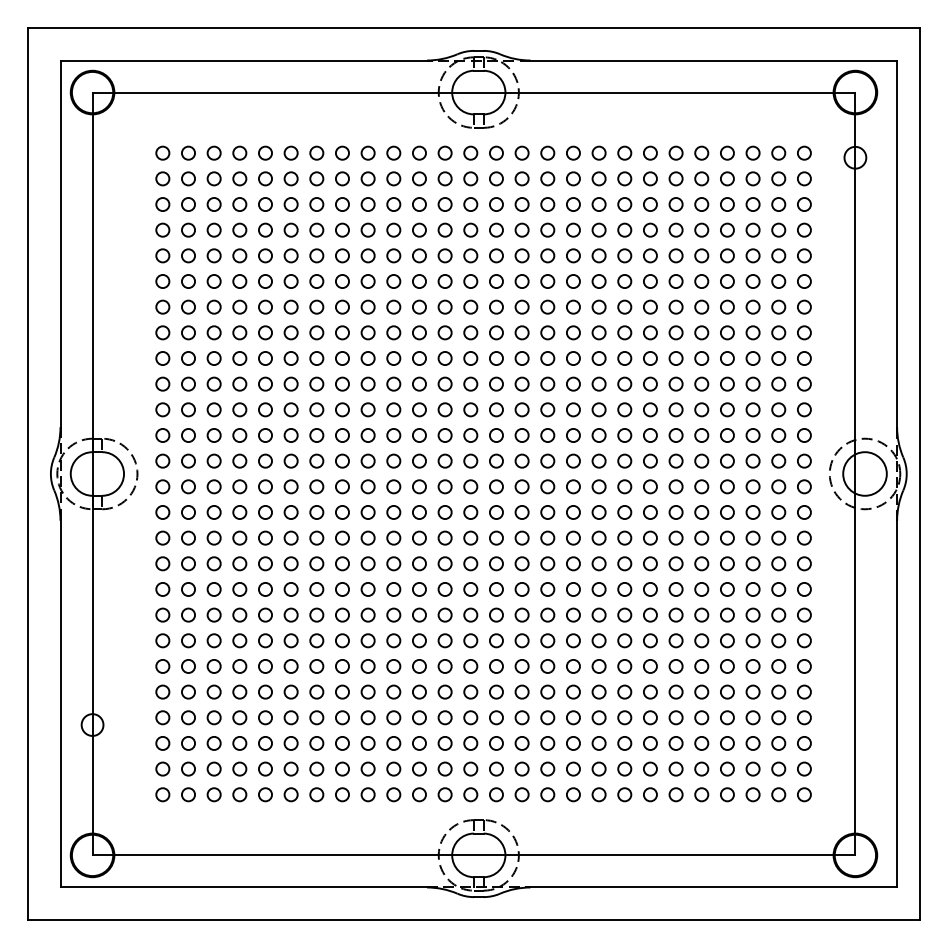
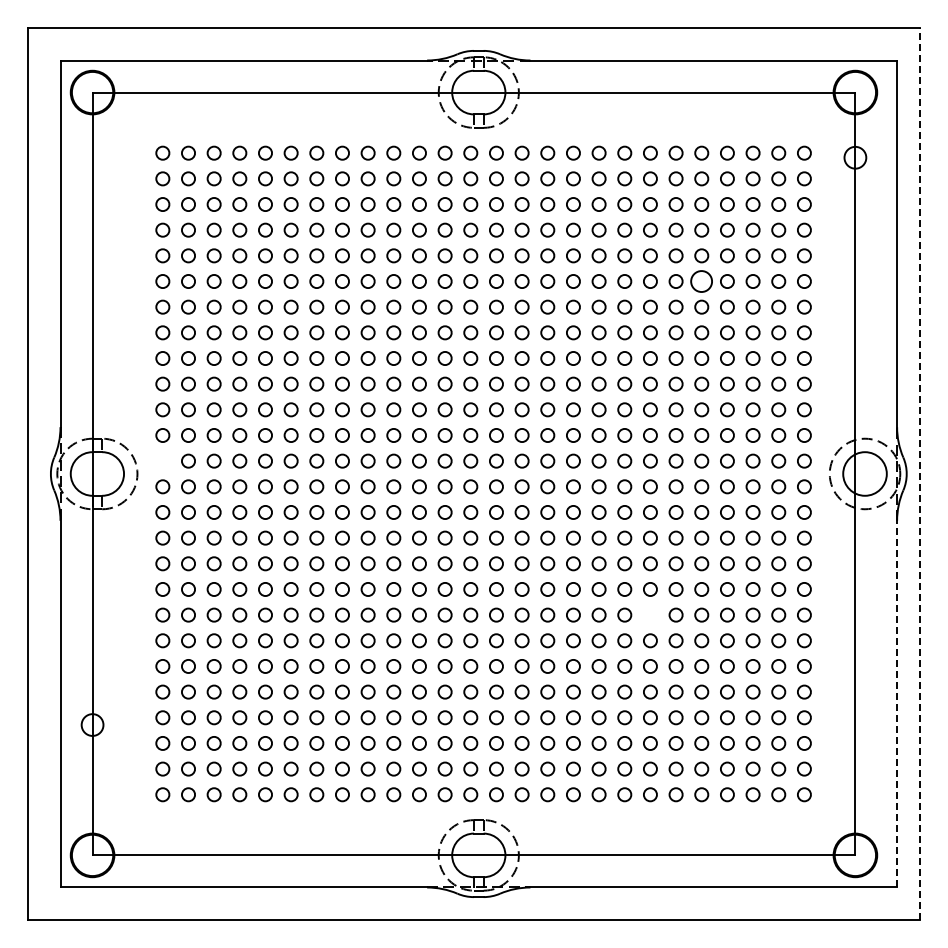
circle size: 16x15 px -> 23x23 px (701, 281)
circle: present -> none (162, 460)
line: solid -> dashed (919, 474)
circle: present -> none (650, 614)
line: solid -> dashed (897, 703)
